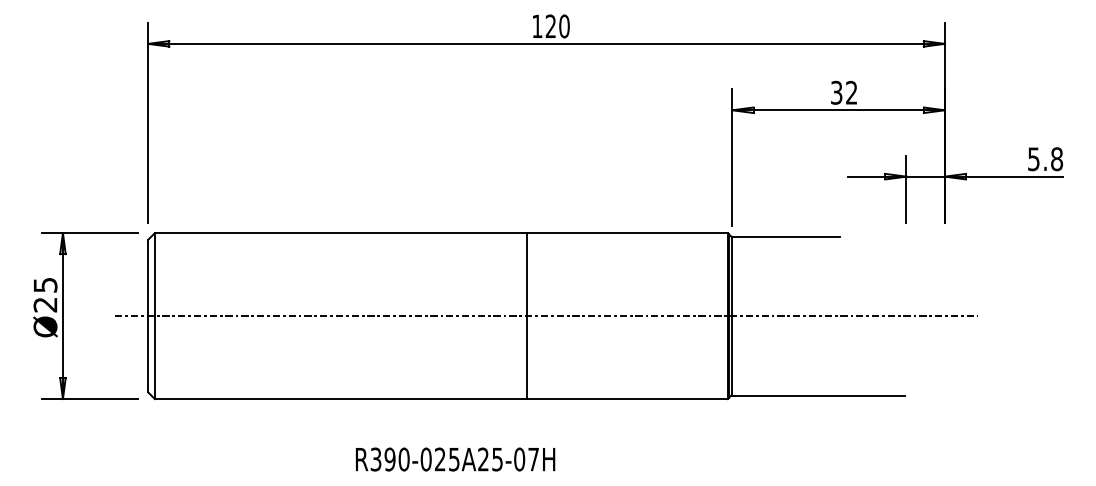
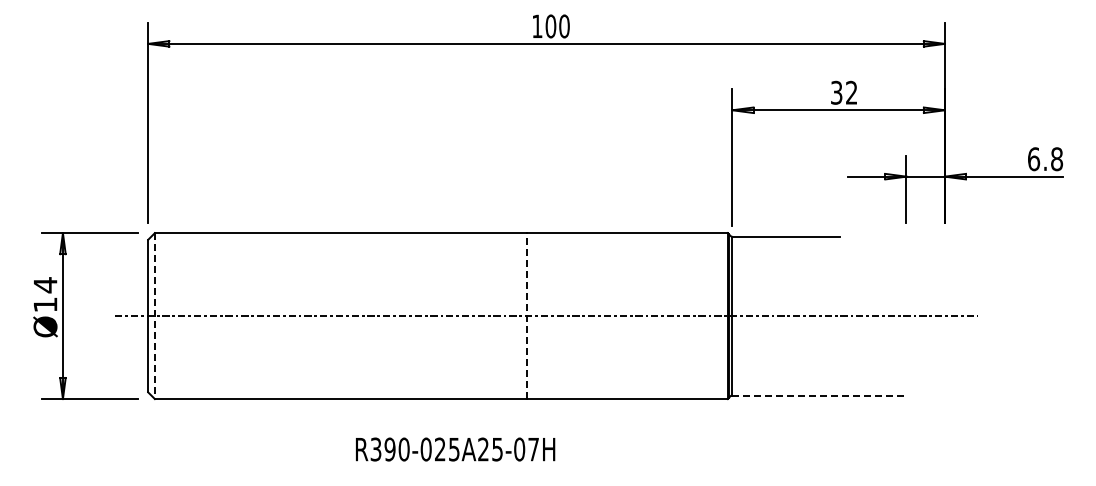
text: 120 -> 100 (550, 26)
text: 5.8 -> 6.8 (1034, 159)
text: Ø25 -> Ø14 (45, 294)
line: solid -> dashed (154, 316)
line: solid -> dashed (526, 316)
line: solid -> dashed (819, 395)
text position: (455, 459) -> (455, 449) (455, 449)
